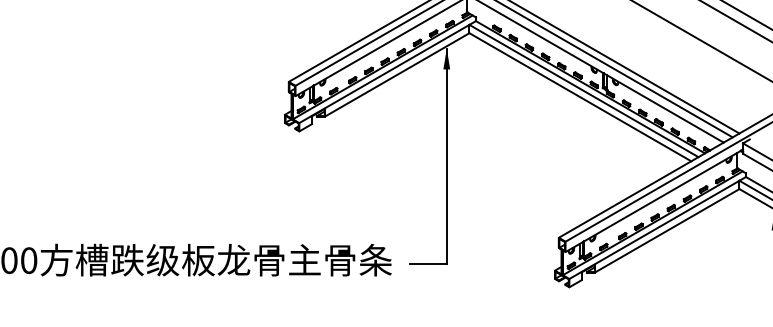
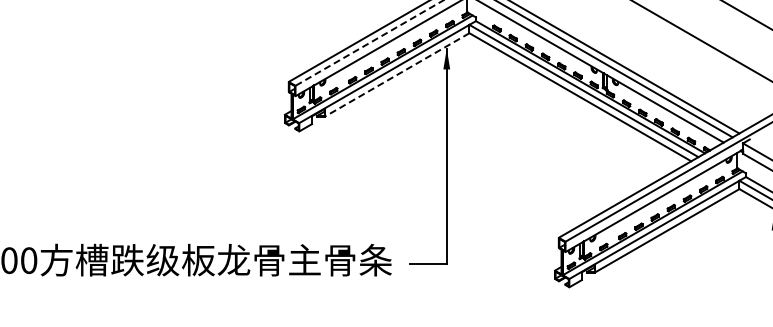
line: present -> none (736, 21)
line: solid -> dashed (369, 42)
line: solid -> dashed (396, 75)
